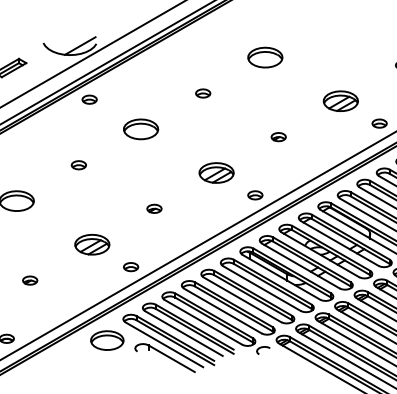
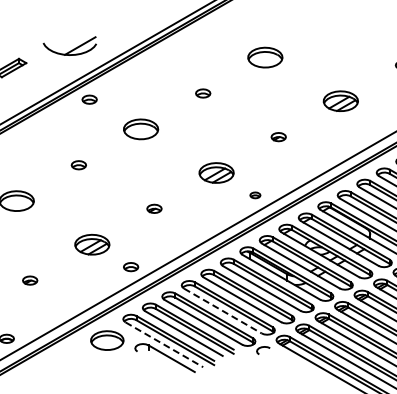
line: present -> none (92, 54)
part: present -> none (379, 123)
part size: 17x11 px -> 13x9 px (255, 195)
line: solid -> dashed (222, 311)
line: solid -> dashed (164, 344)
